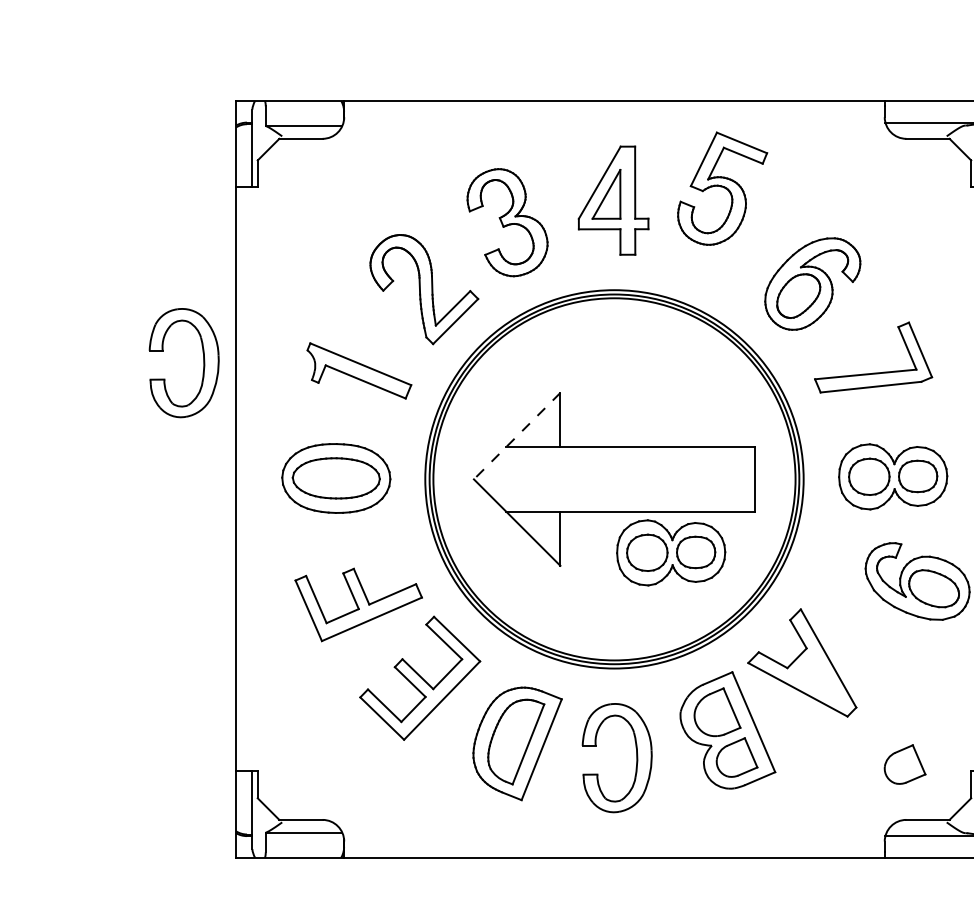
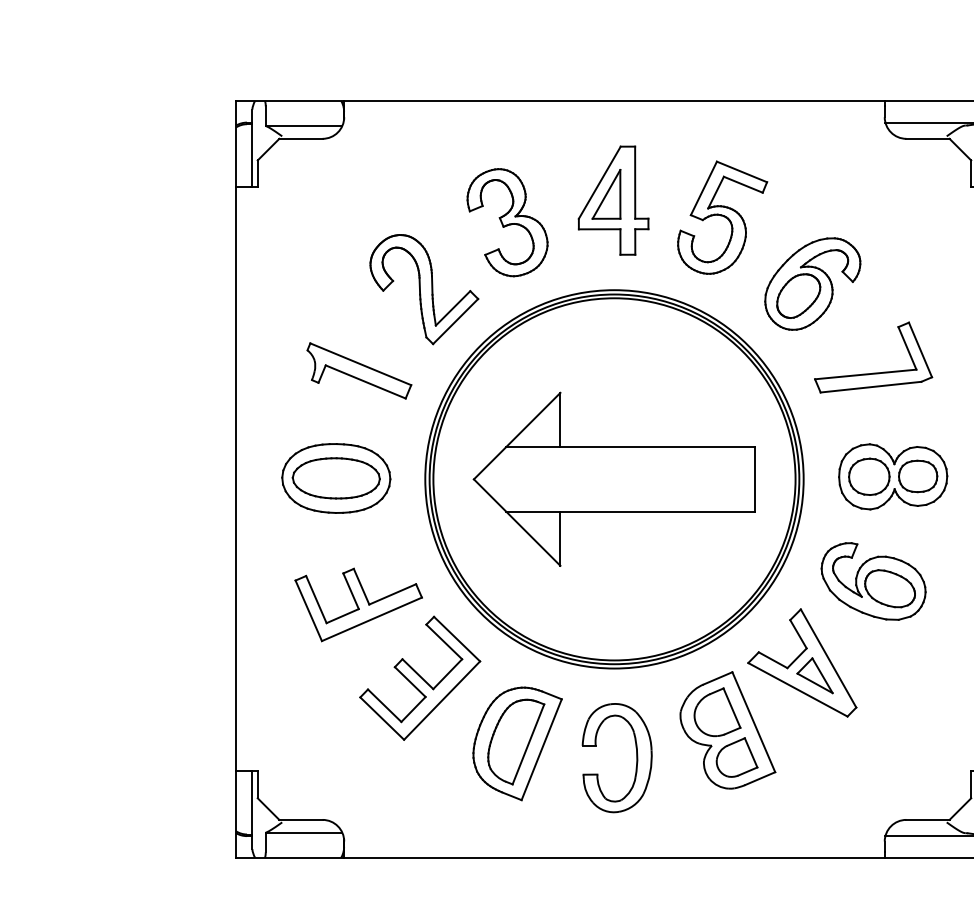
part position: (722, 188) -> (722, 217) (722, 217)
part: present -> none (203, 363)
line: dashed -> solid (516, 436)
part: present -> none (671, 552)
part position: (917, 581) -> (873, 581) (873, 581)
part: none -> present (814, 675)
part: present -> none (904, 764)
